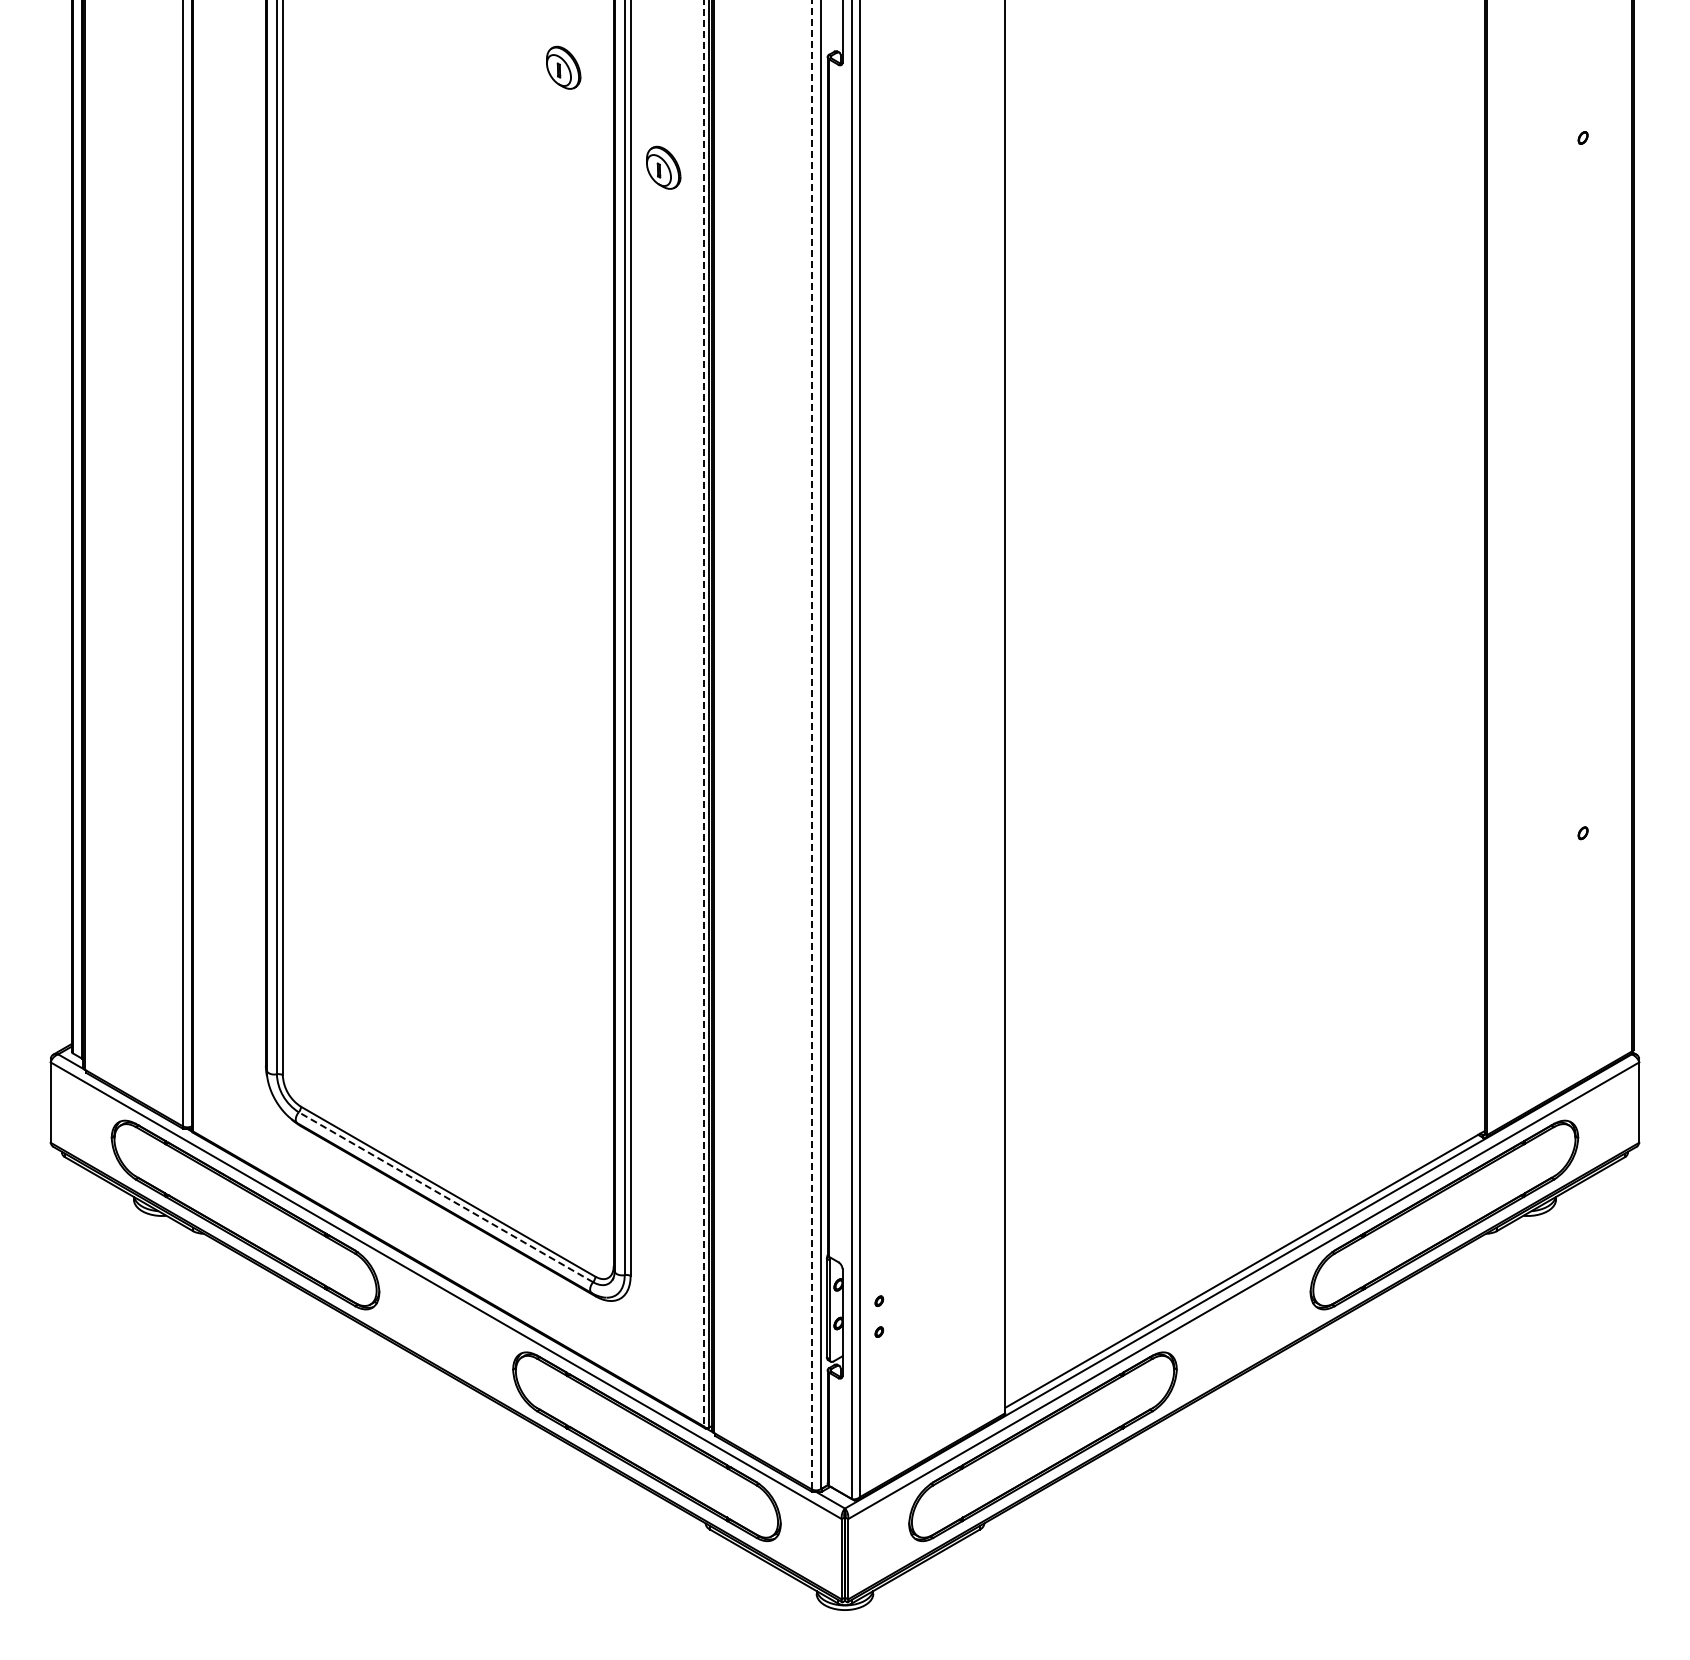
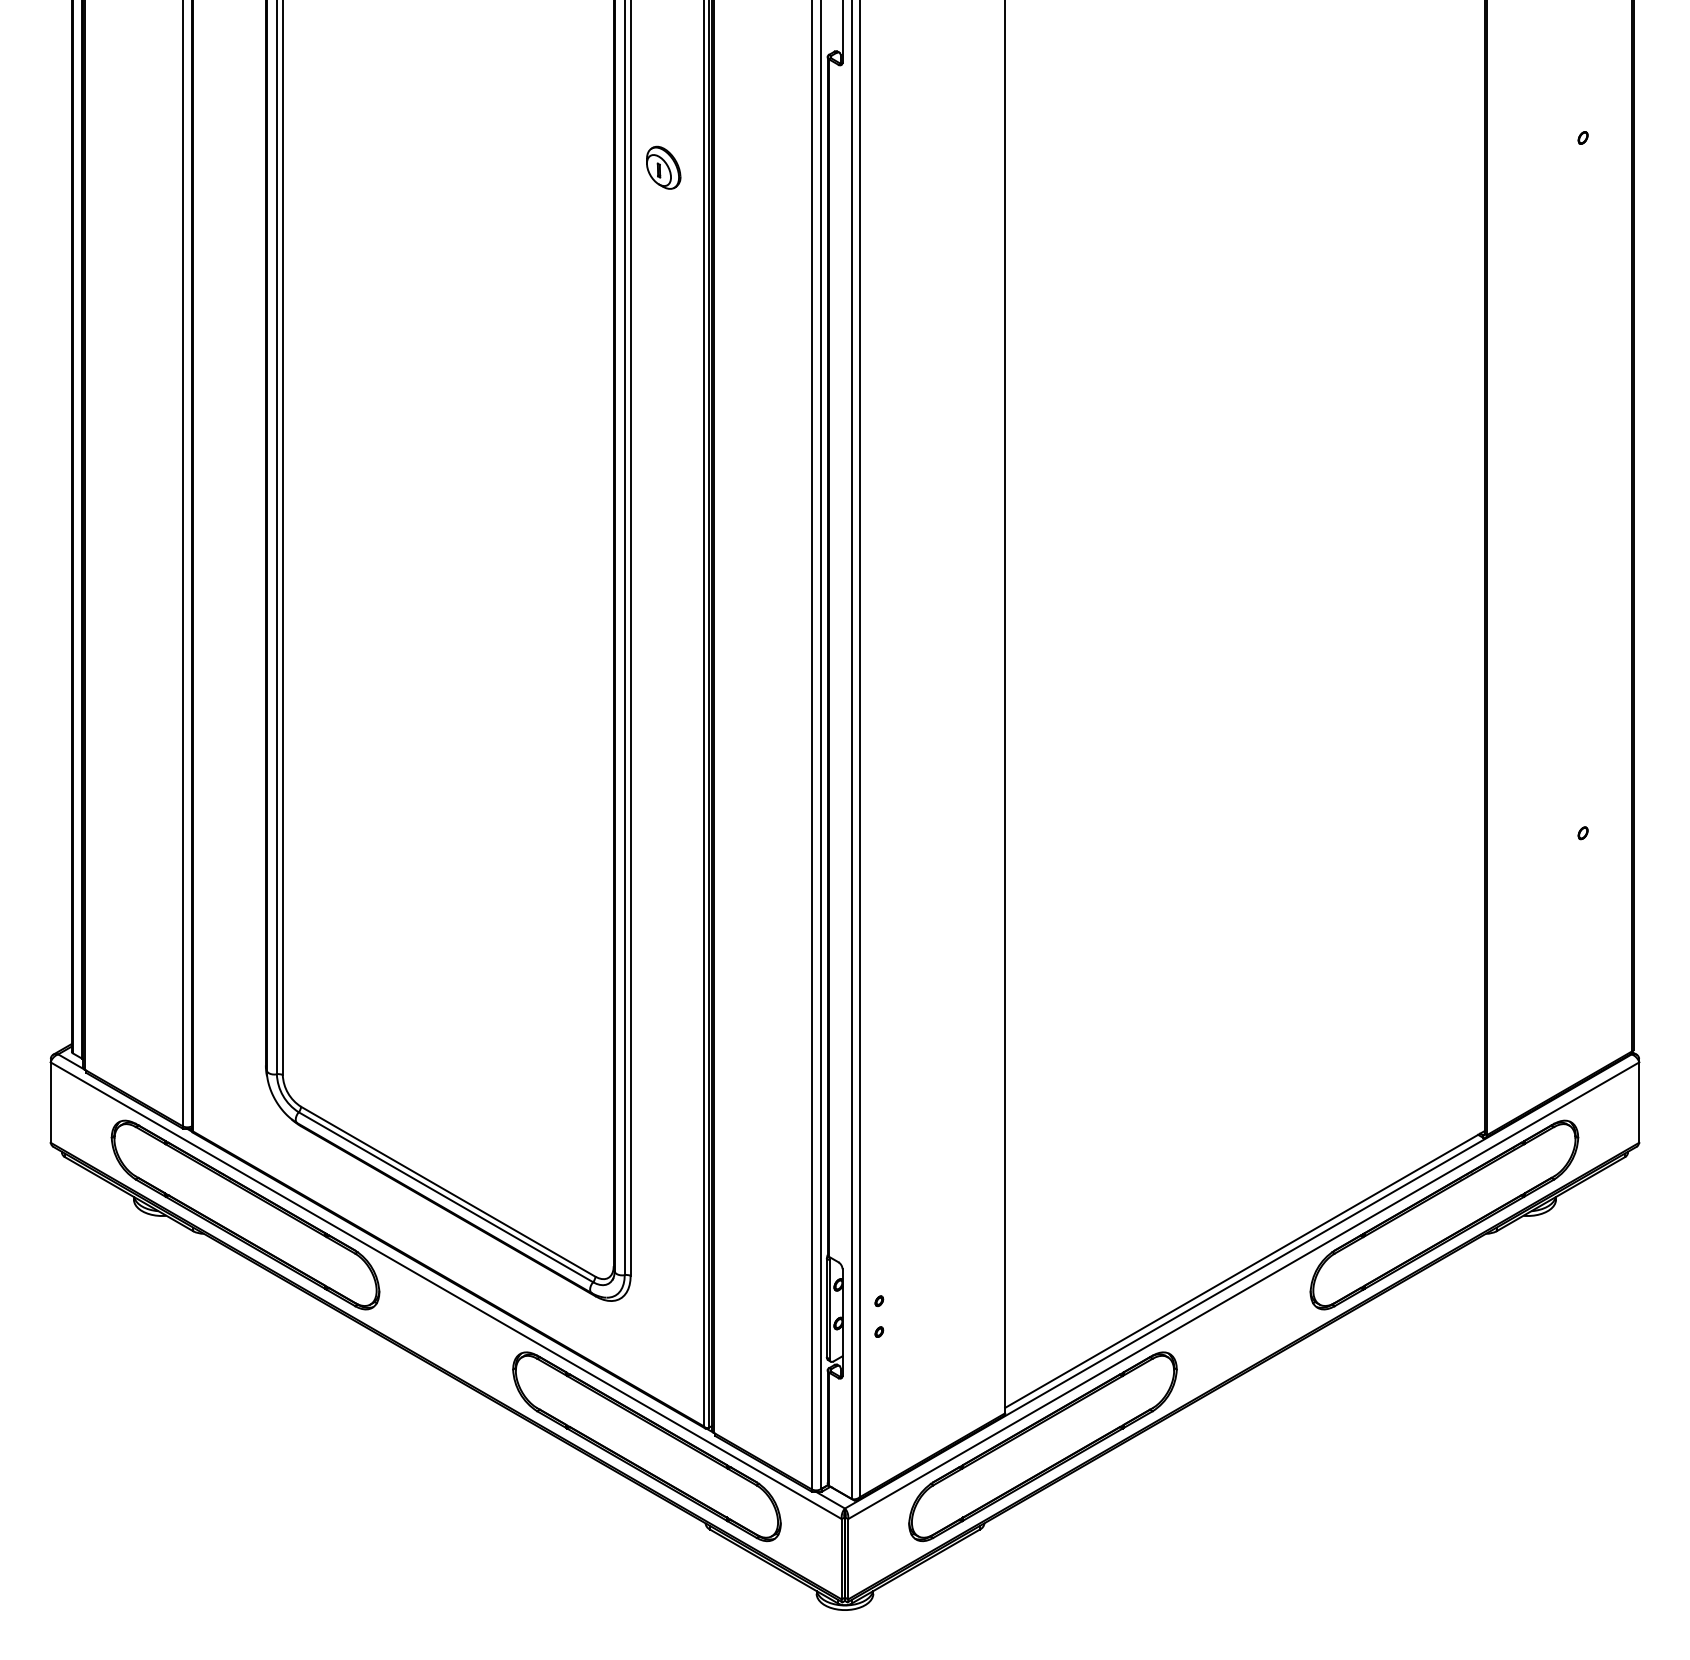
part: present -> none (563, 67)
line: dashed -> solid (703, 713)
line: dashed -> solid (811, 744)
line: dashed -> solid (445, 1197)
